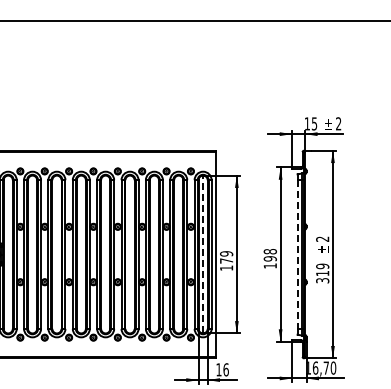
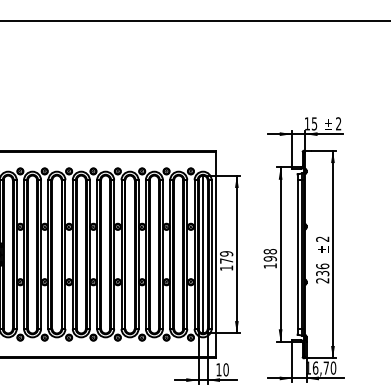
line: dashed -> solid (203, 254)
line: dashed -> solid (297, 255)
text: 319 -> 236 (322, 273)
text: 16 -> 10 (225, 369)
